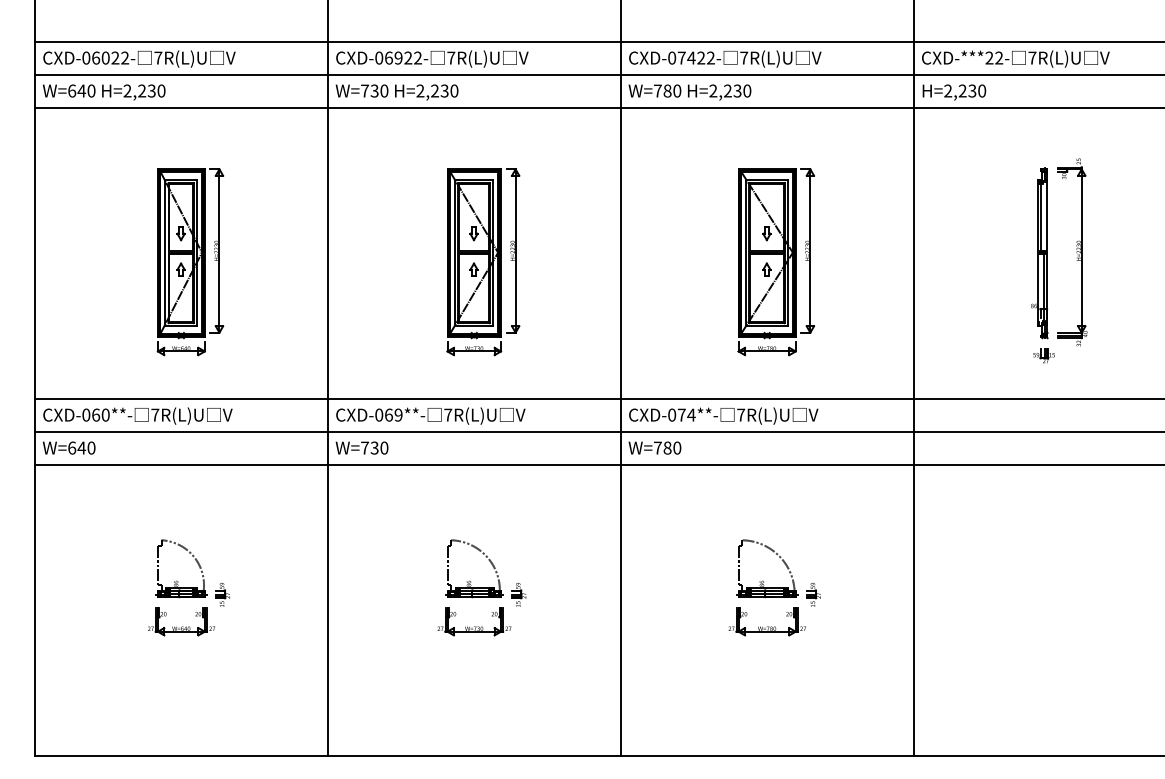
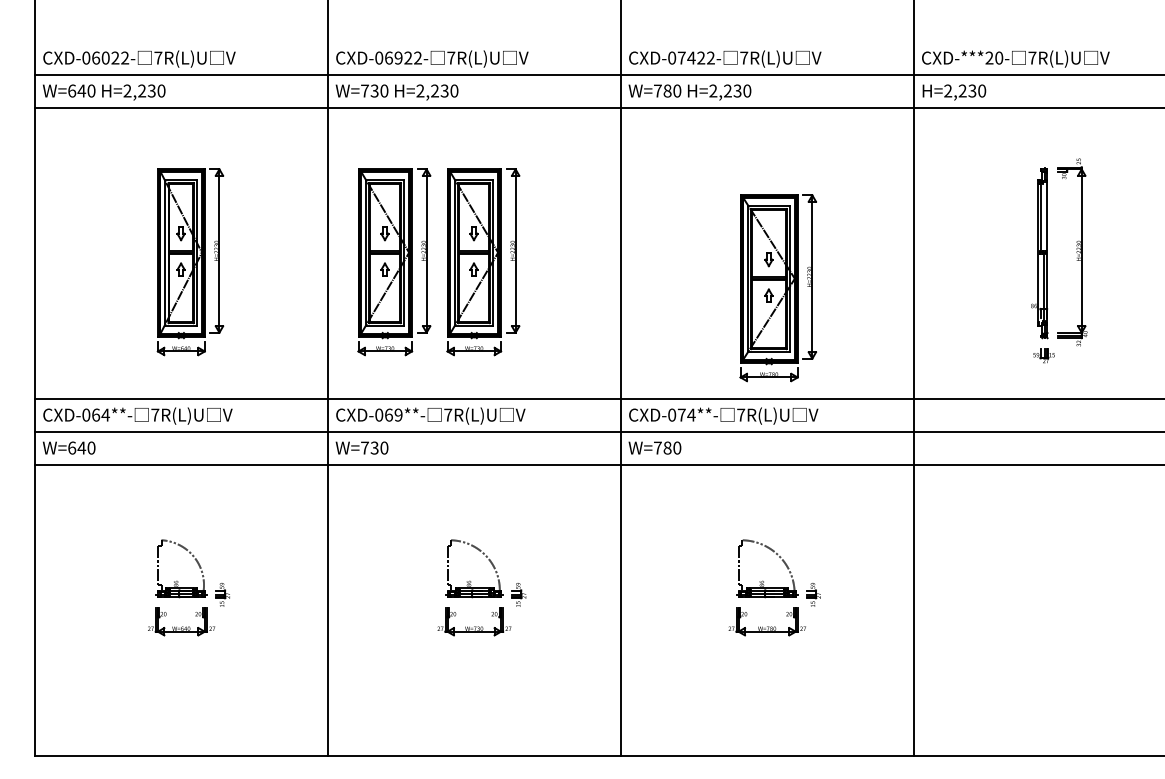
line: present -> none (597, 41)
text: CXD-***22- -> CXD-***20- (999, 57)
part: none -> present (394, 262)
part position: (775, 262) -> (777, 288) (777, 288)
text: CXD-060**- -> CXD-064**- (105, 414)
